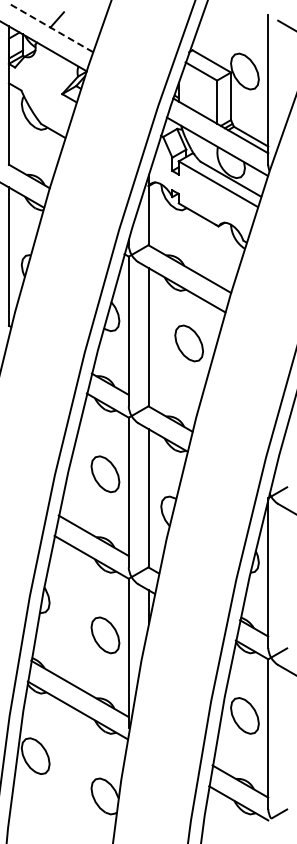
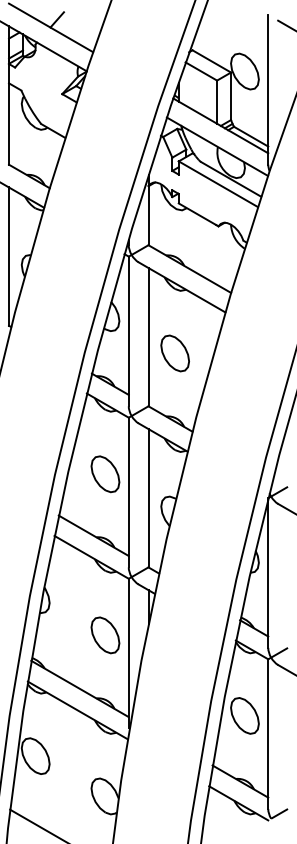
line: dashed -> solid (51, 27)
part position: (188, 343) -> (174, 353) (174, 353)
line: none -> present (37, 824)
